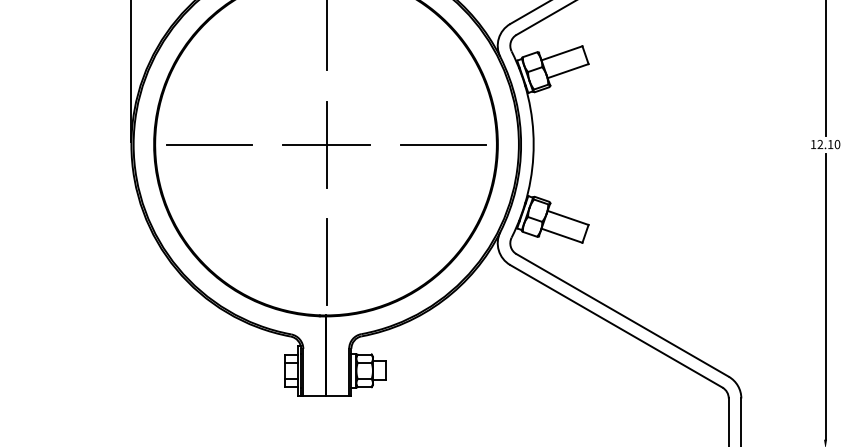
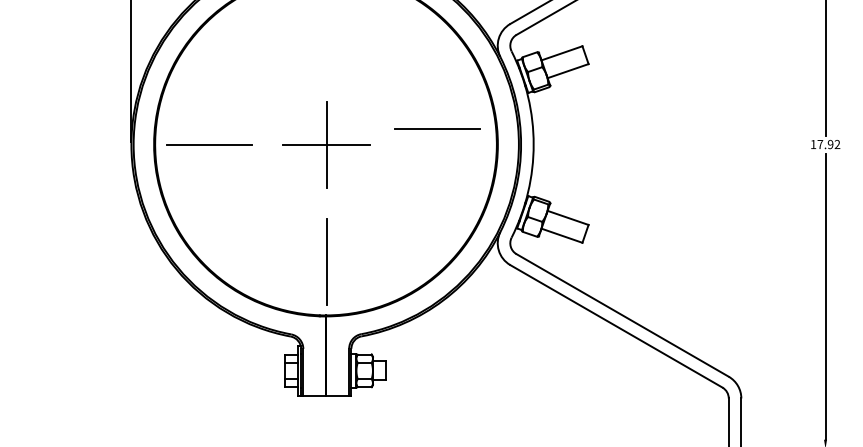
line: present -> none (326, 36)
line position: (443, 144) -> (437, 128) (437, 128)
text: 12.10 -> 17.92 (828, 144)
